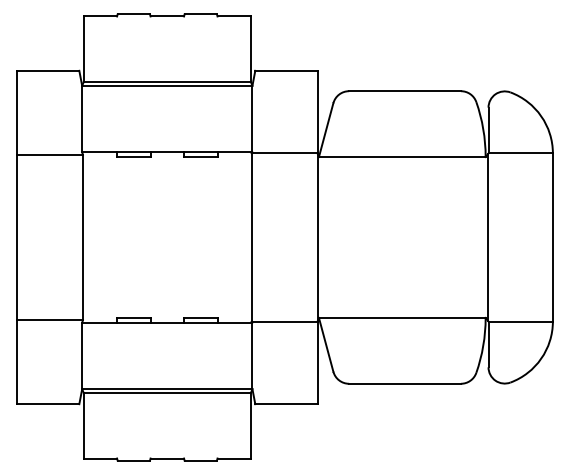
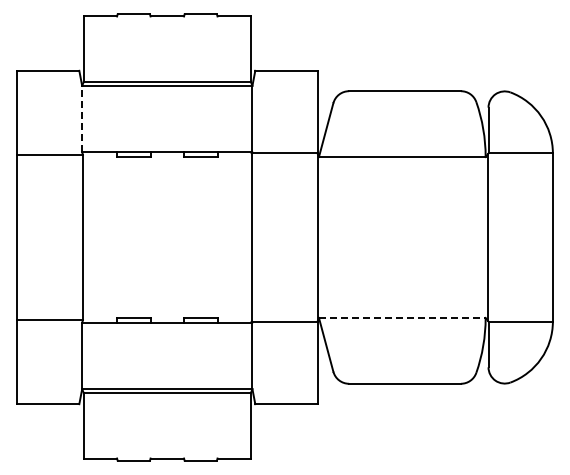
line: solid -> dashed (82, 118)
line: solid -> dashed (402, 317)
